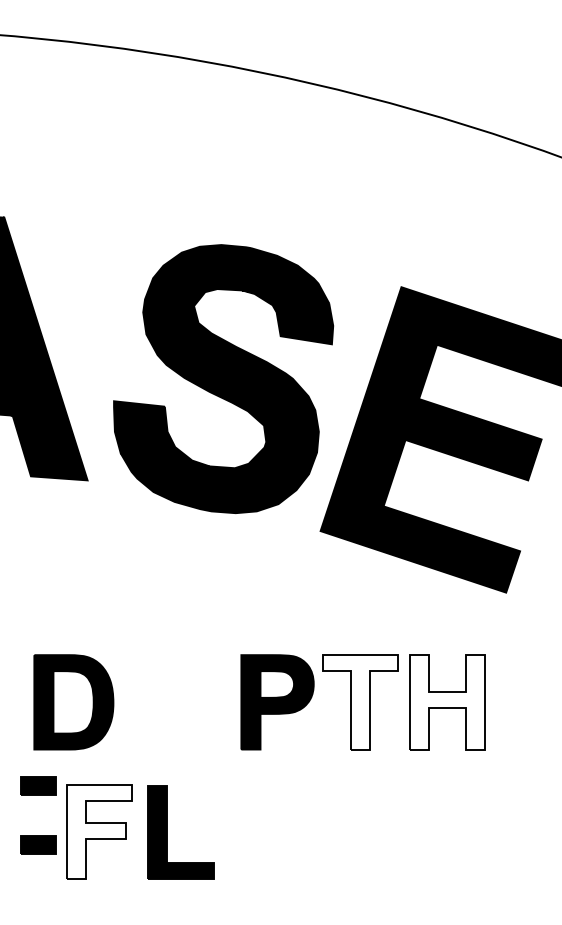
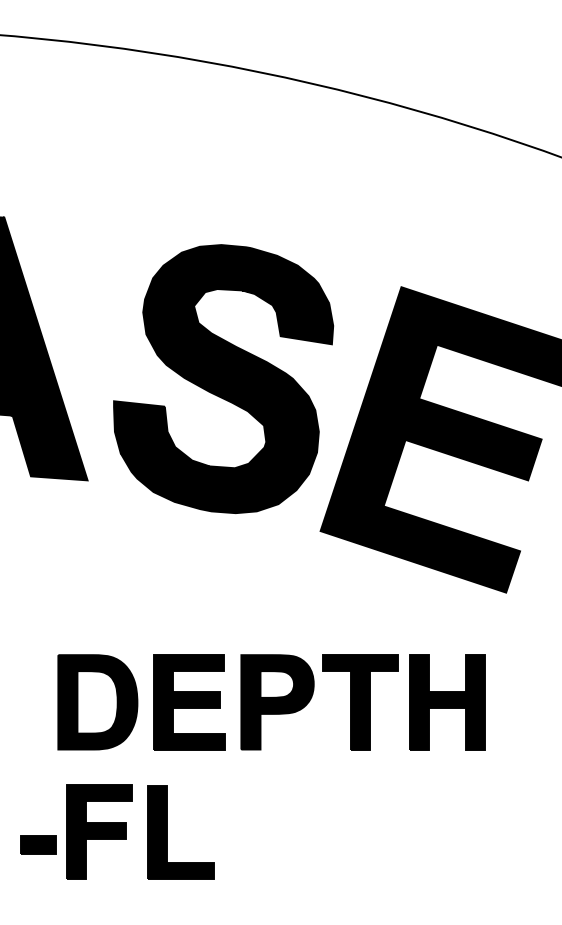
part position: (73, 702) -> (97, 702) (97, 702)
part: none -> present (189, 702)
fill: none -> present (359, 702)
fill: none -> present (447, 702)
part: present -> none (38, 785)
fill: none -> present (99, 831)
